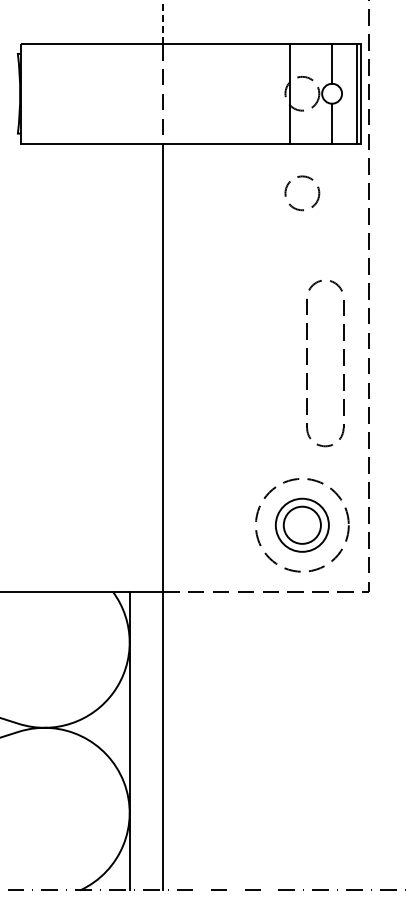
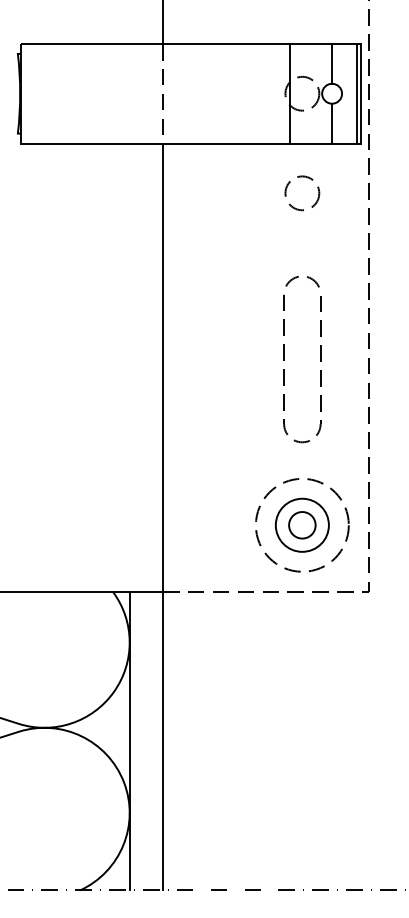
line: dashed -> solid (162, 21)
part position: (307, 363) -> (284, 359) (284, 359)
circle diameter: 37 px -> 27 px (302, 525)
